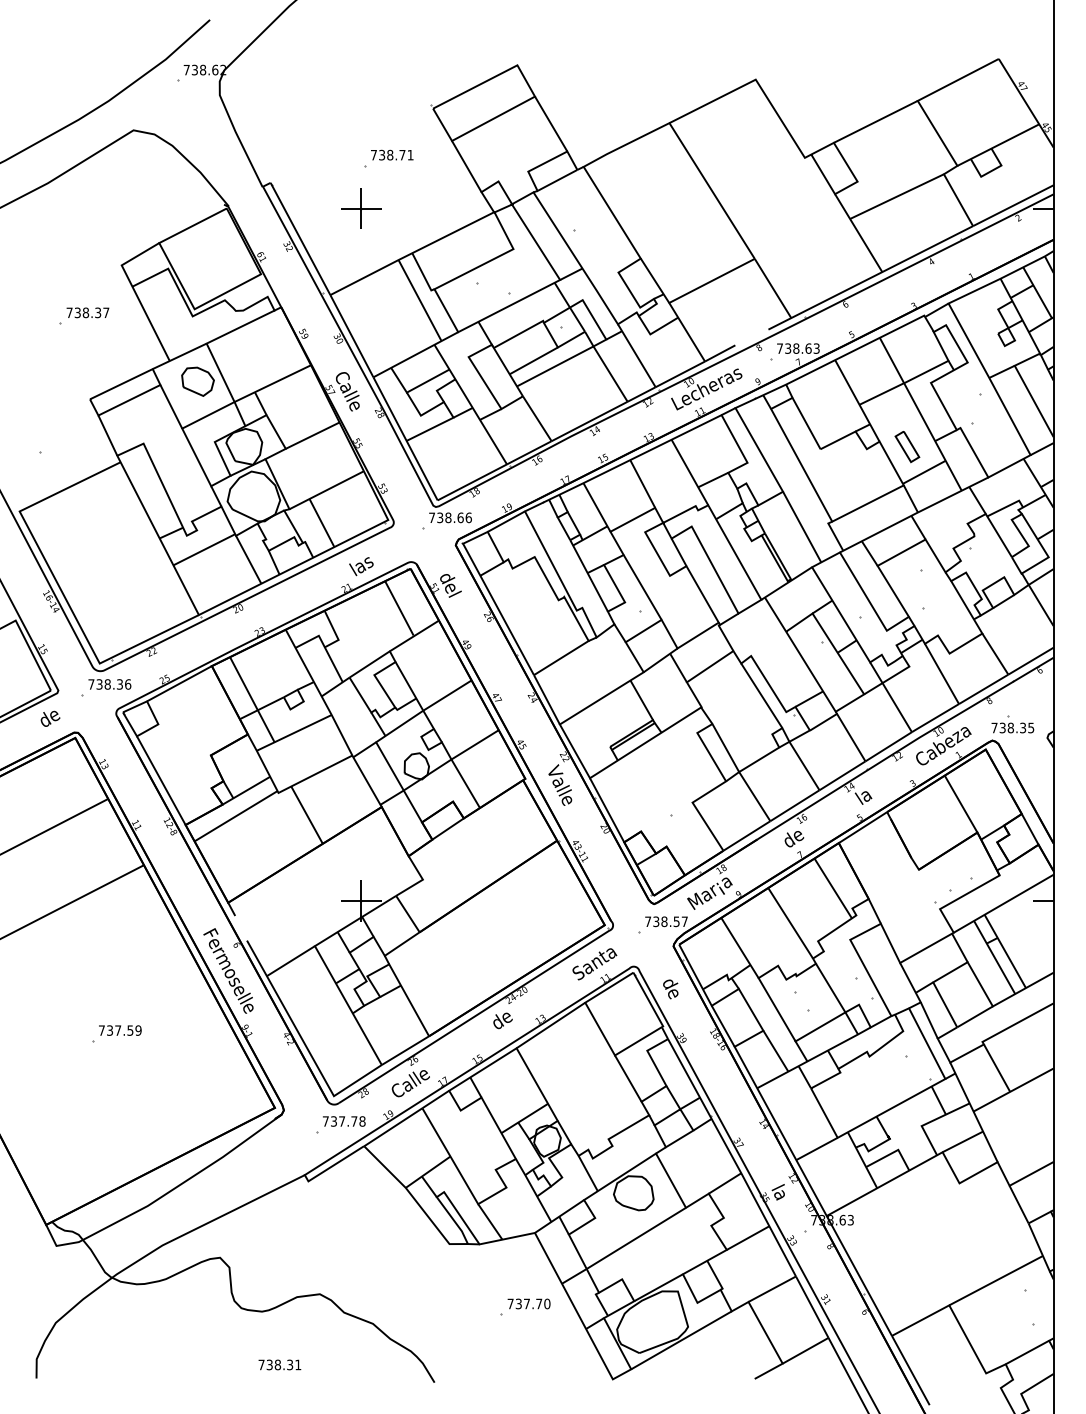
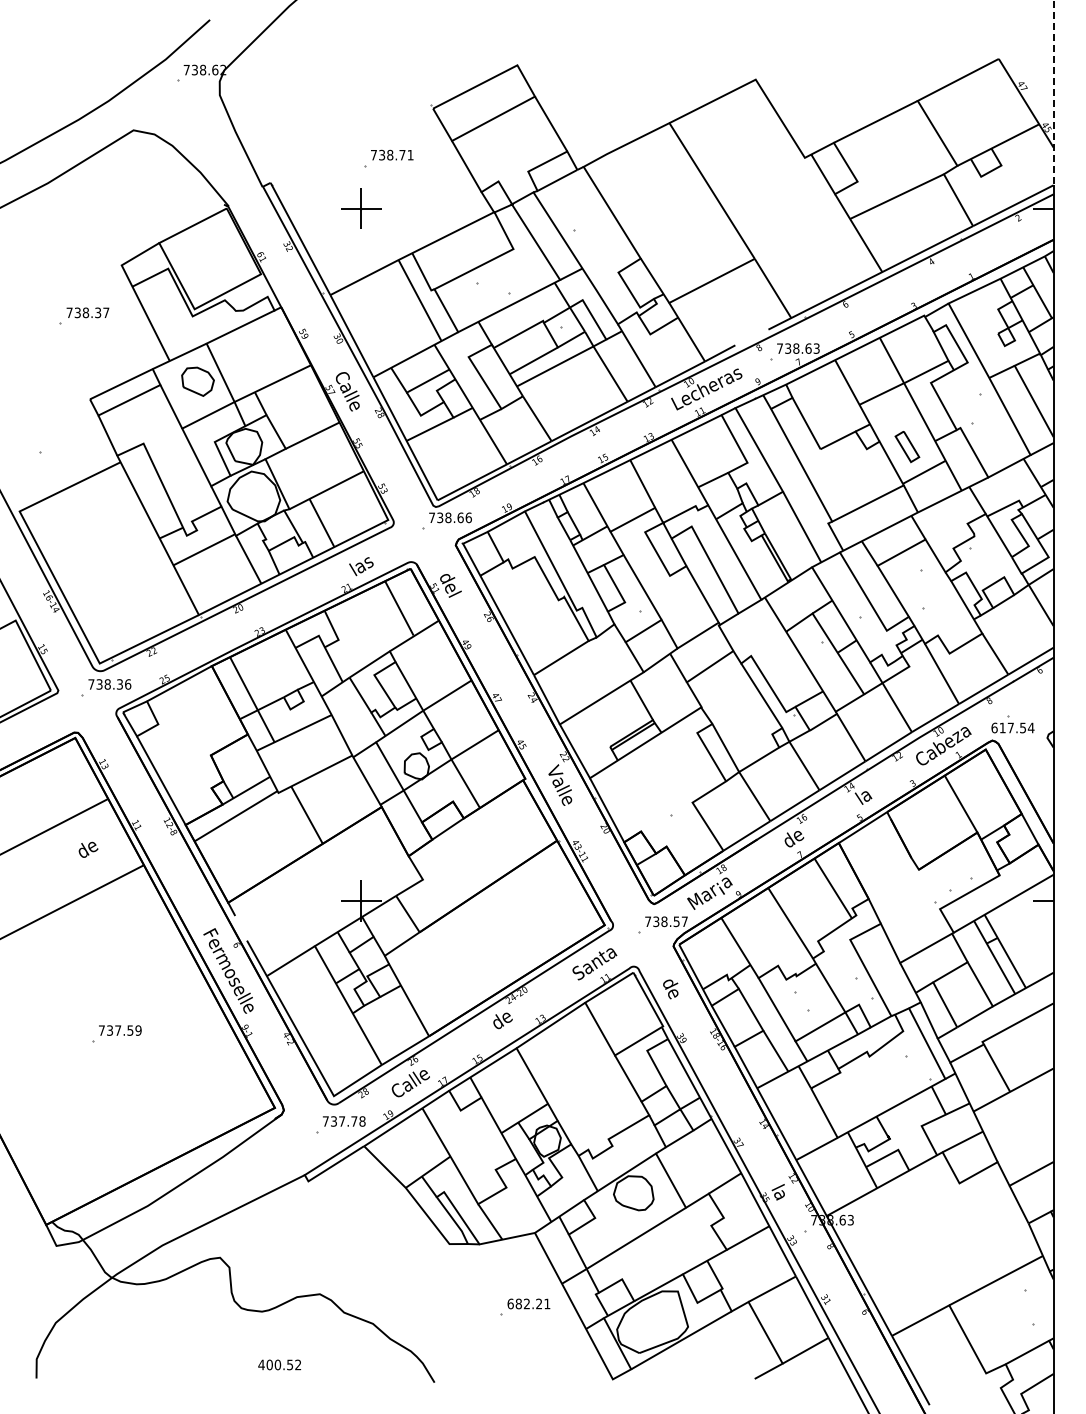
line: solid -> dashed (1053, 93)
text position: (50, 718) -> (88, 849) (88, 849)
text: 738.35 -> 617.54 (1012, 727)
text: 737.70 -> 682.21 (528, 1303)
text: 738.31 -> 400.52 (279, 1364)
